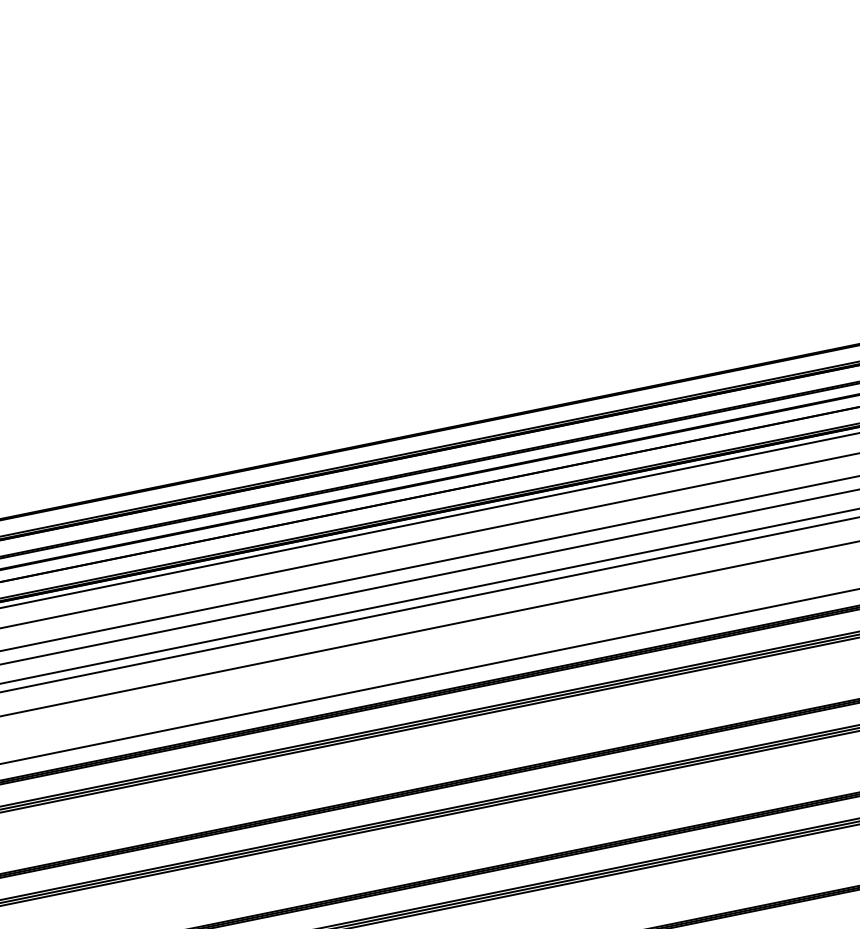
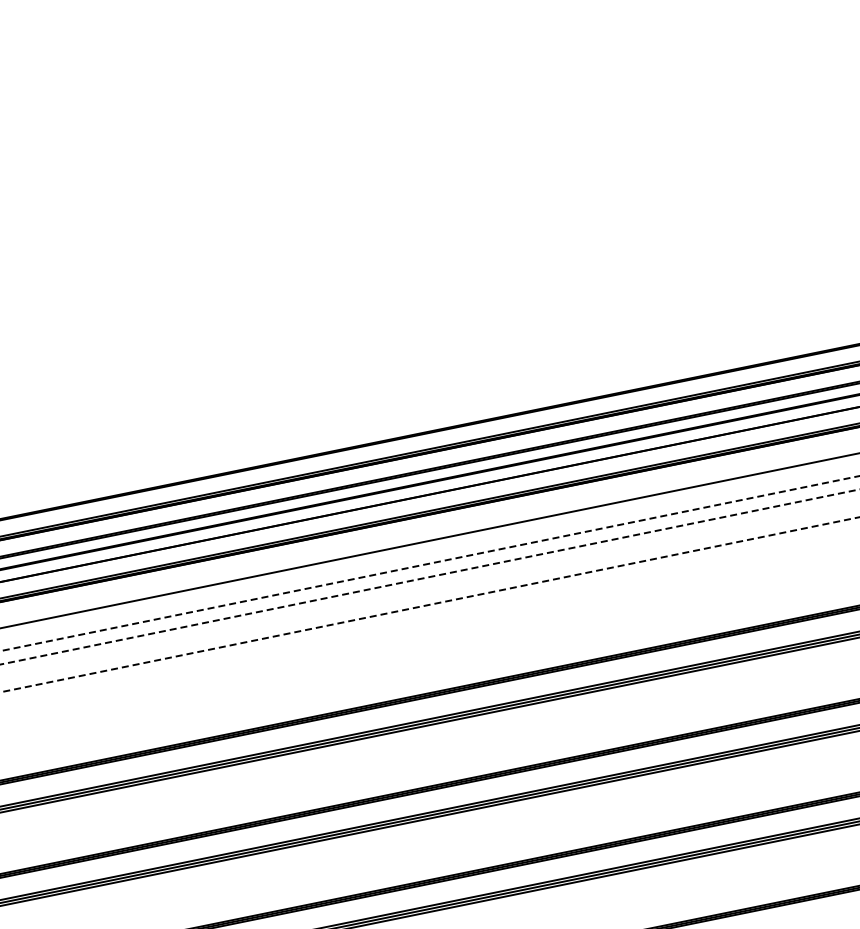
line: present -> none (429, 520)
line: solid -> dashed (430, 563)
line: solid -> dashed (430, 576)
line: present -> none (429, 596)
line: solid -> dashed (429, 604)
line: present -> none (429, 628)
line: present -> none (429, 676)
